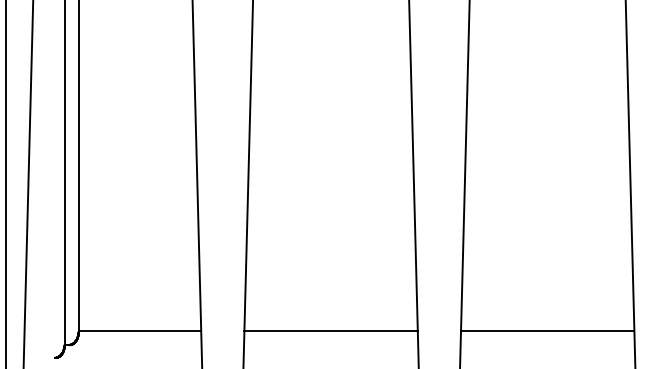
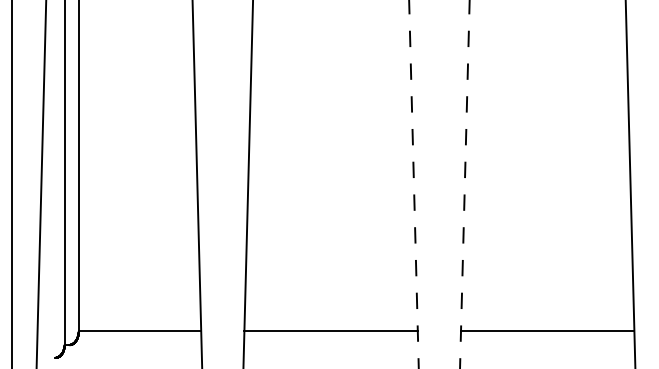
line position: (6, 183) -> (12, 183) (12, 183)
line position: (28, 184) -> (41, 184) (41, 184)
line: solid -> dashed (413, 184)
line: solid -> dashed (464, 184)
